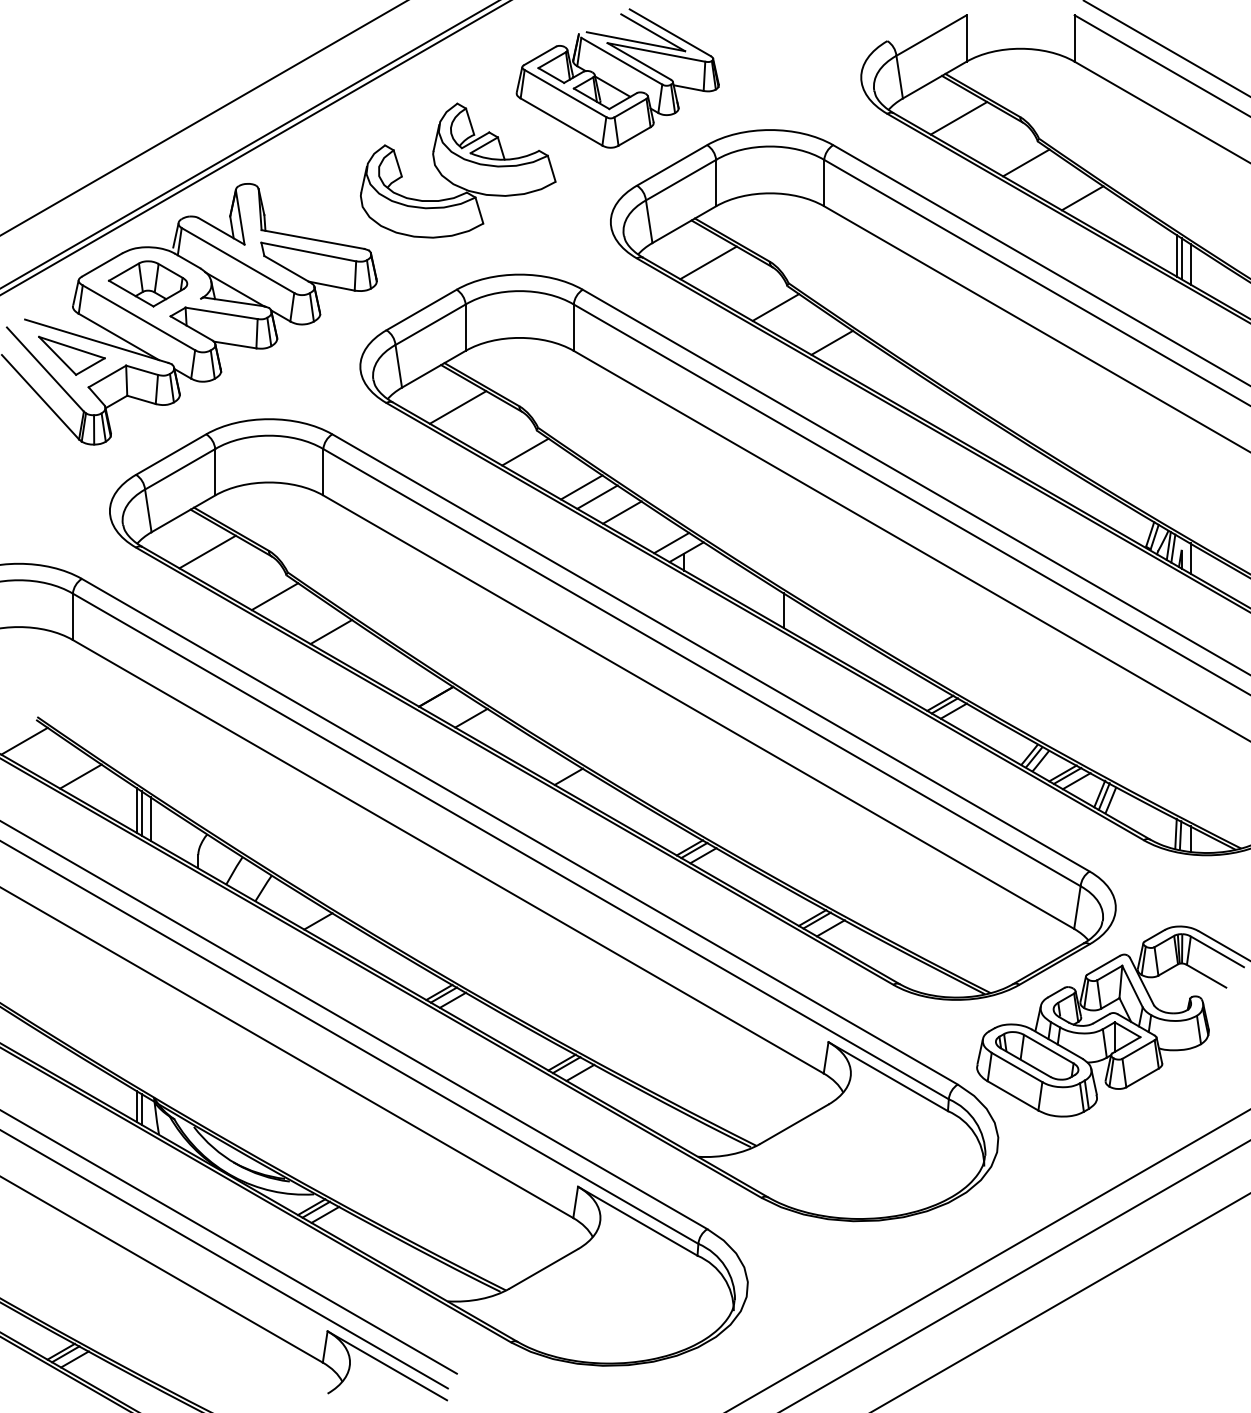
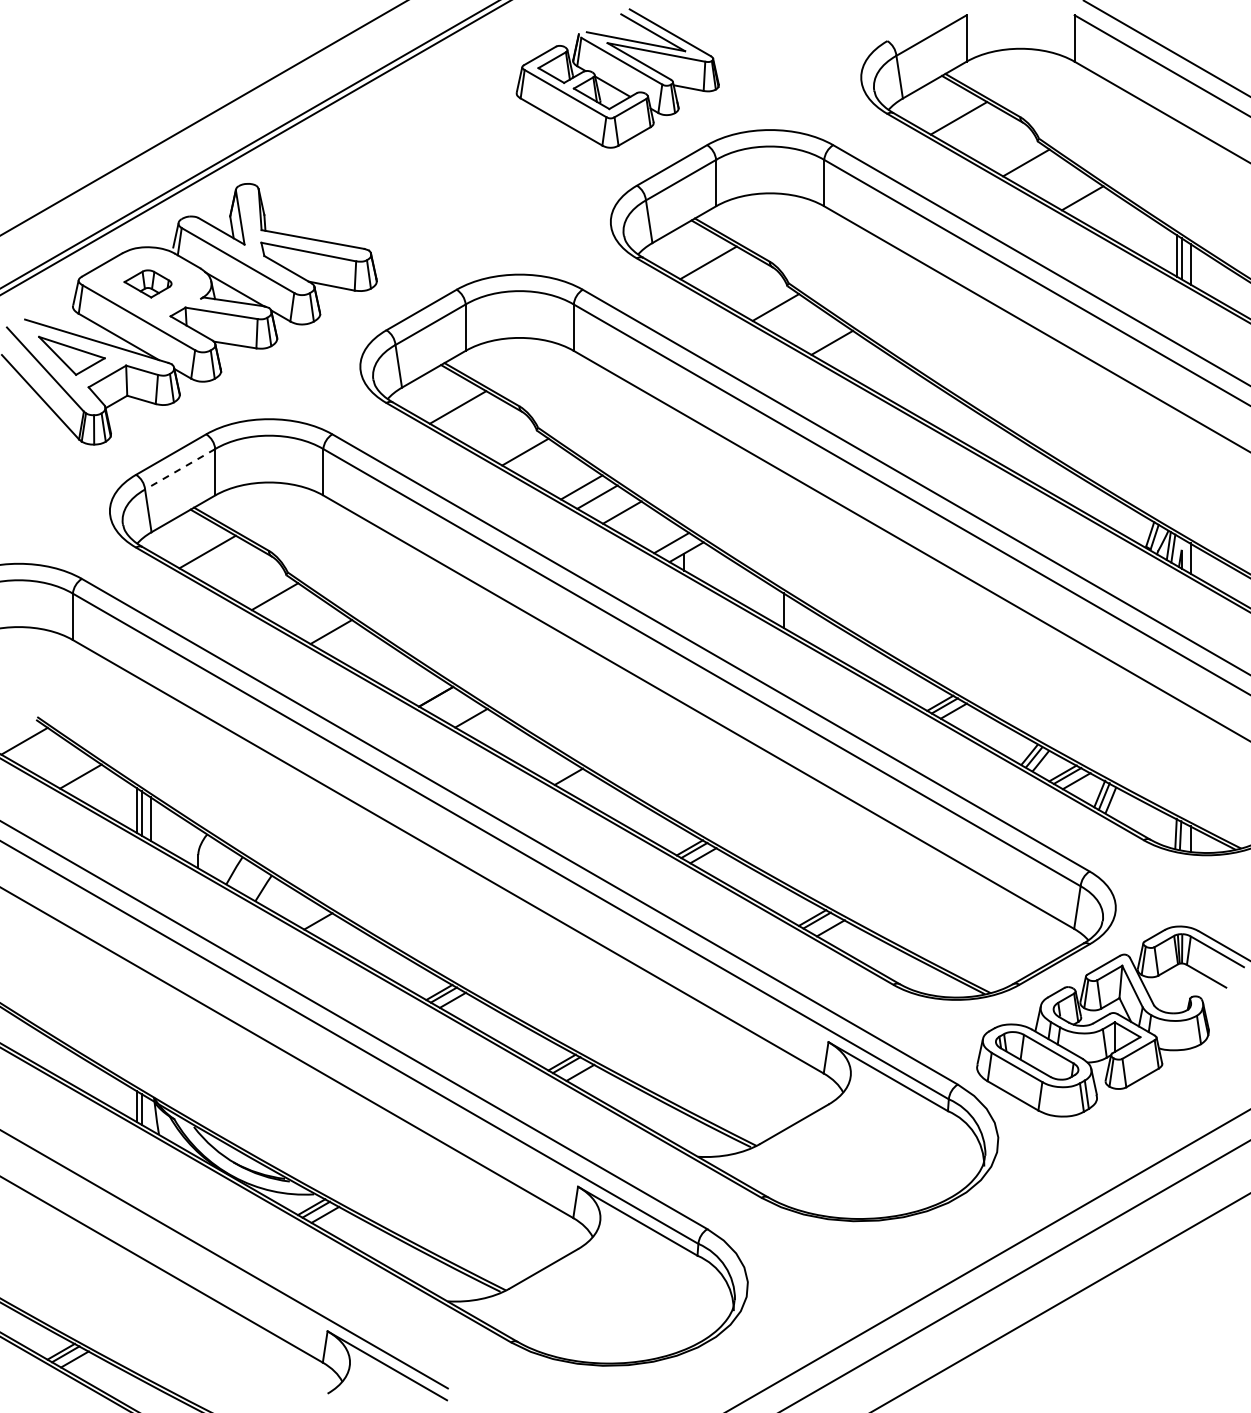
part: present -> none (458, 170)
part size: 82x48 px -> 50x30 px (147, 283)
line: solid -> dashed (180, 469)
line: present -> none (229, 1242)
